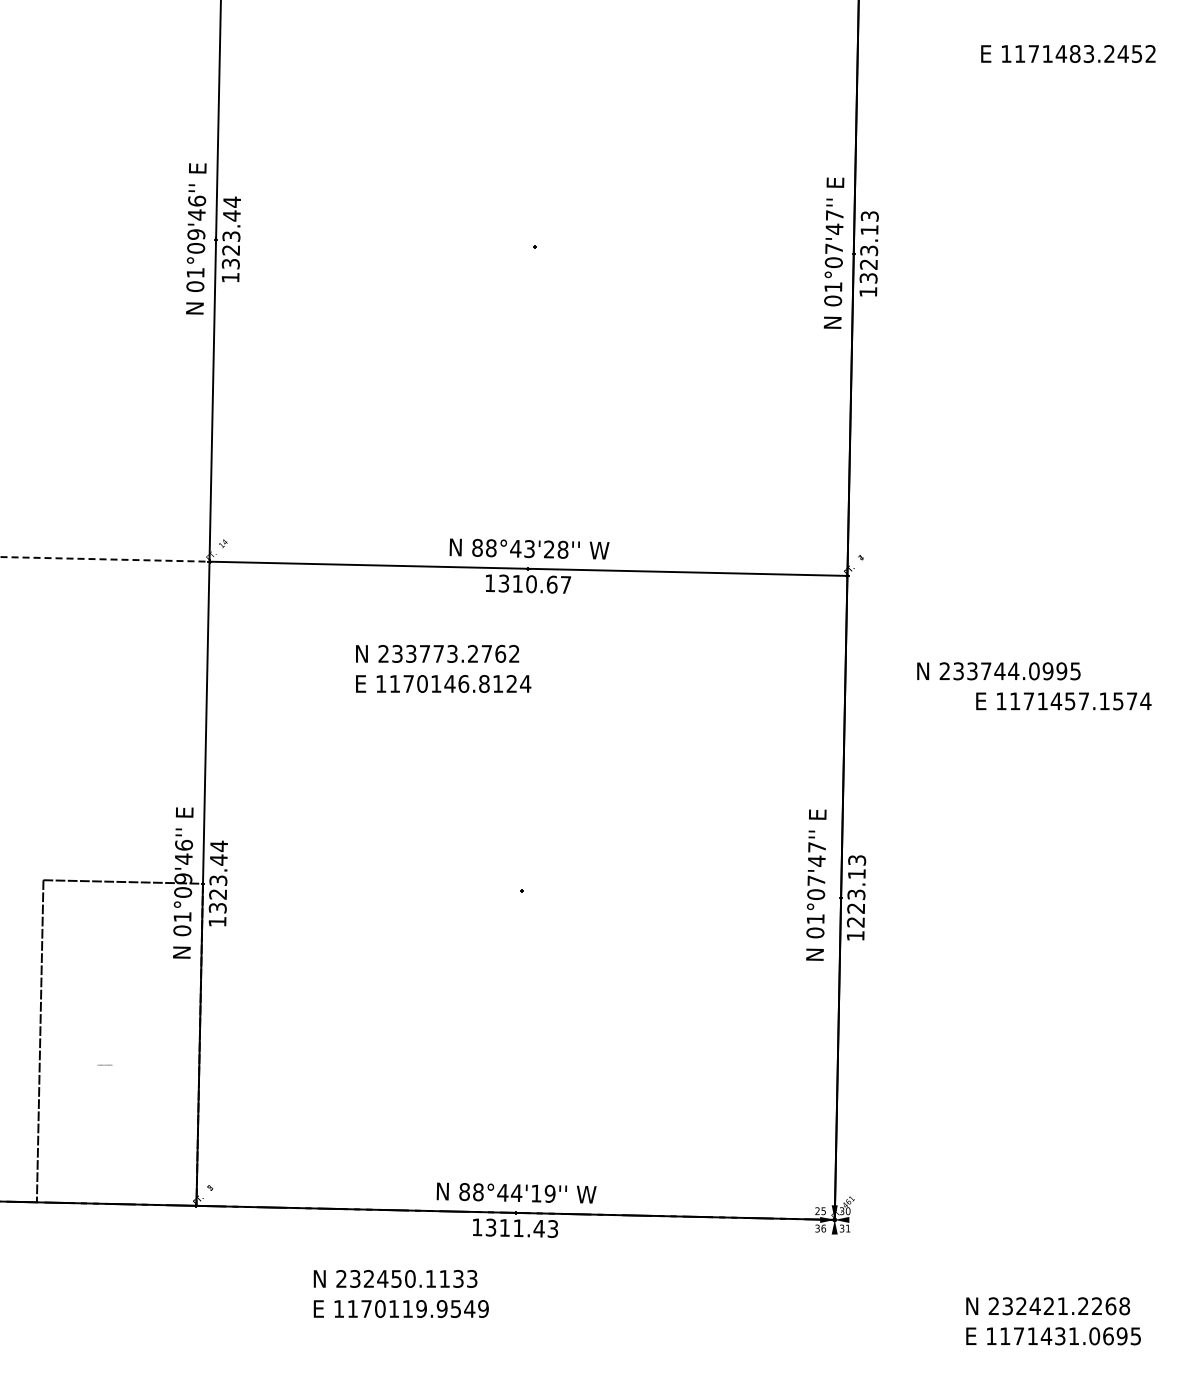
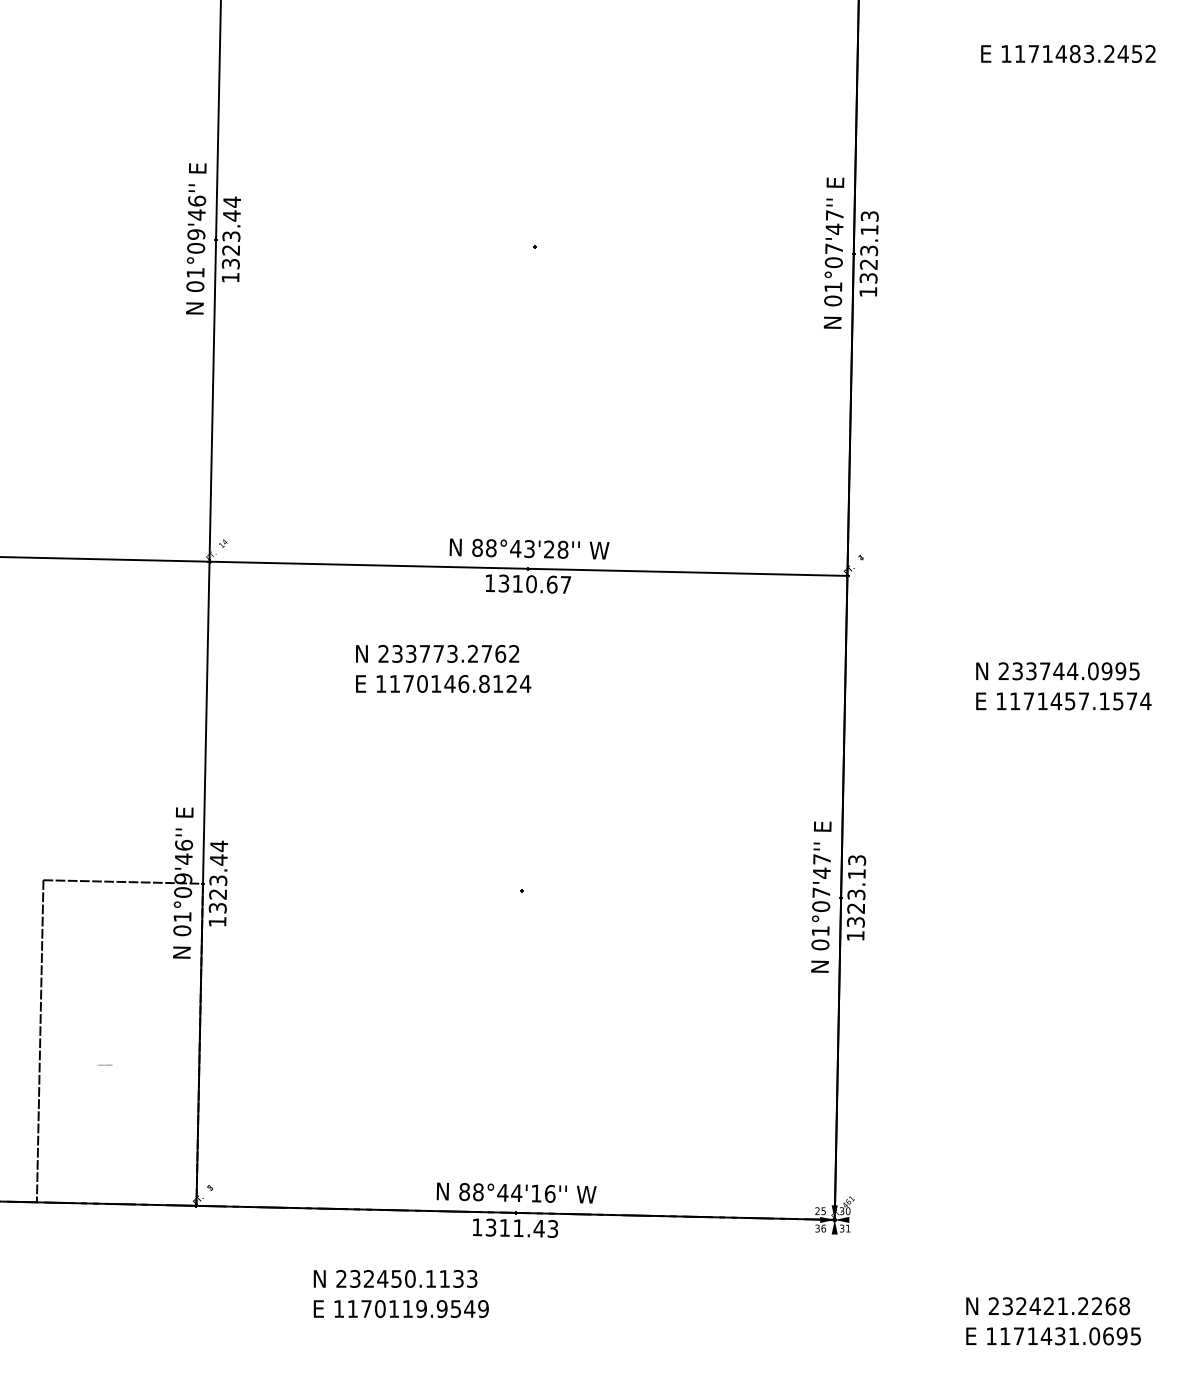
line: dashed -> solid (105, 559)
text position: (998, 671) -> (1057, 671) (1057, 671)
text position: (816, 884) -> (821, 896) (821, 896)
text: 1223.13 -> 1323.13 (855, 922)
text: 88°44'19'' -> 88°44'16'' (549, 1193)
